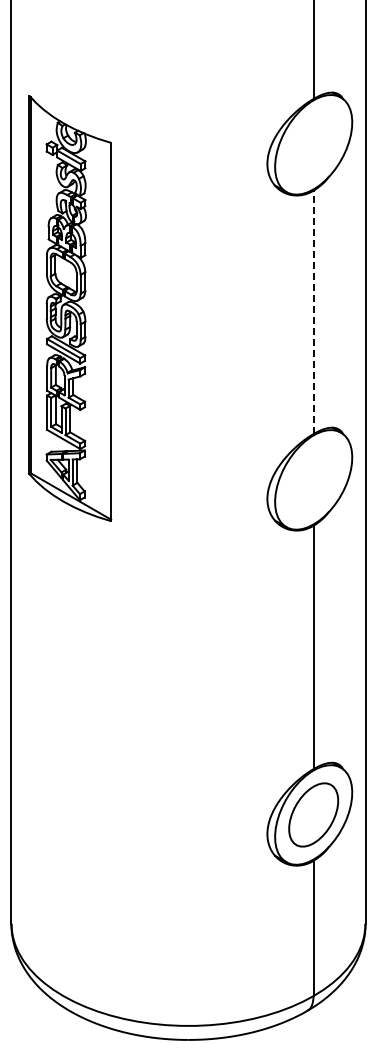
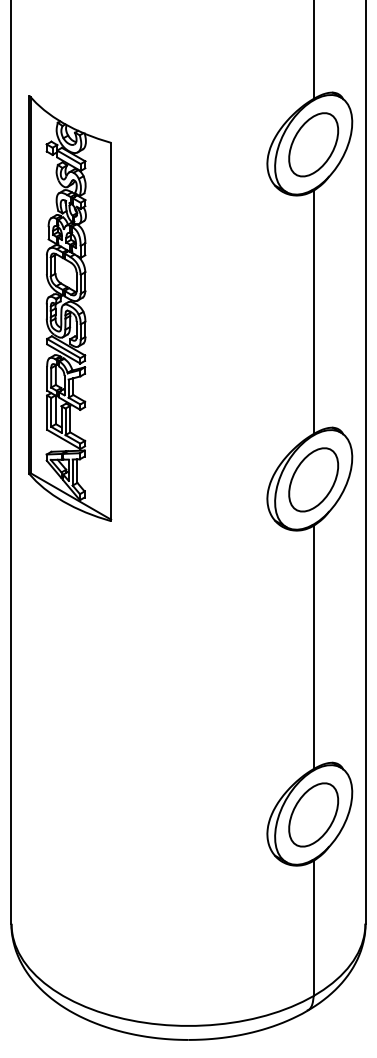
part: none -> present (313, 144)
line: dashed -> solid (313, 312)
part: none -> present (313, 479)
